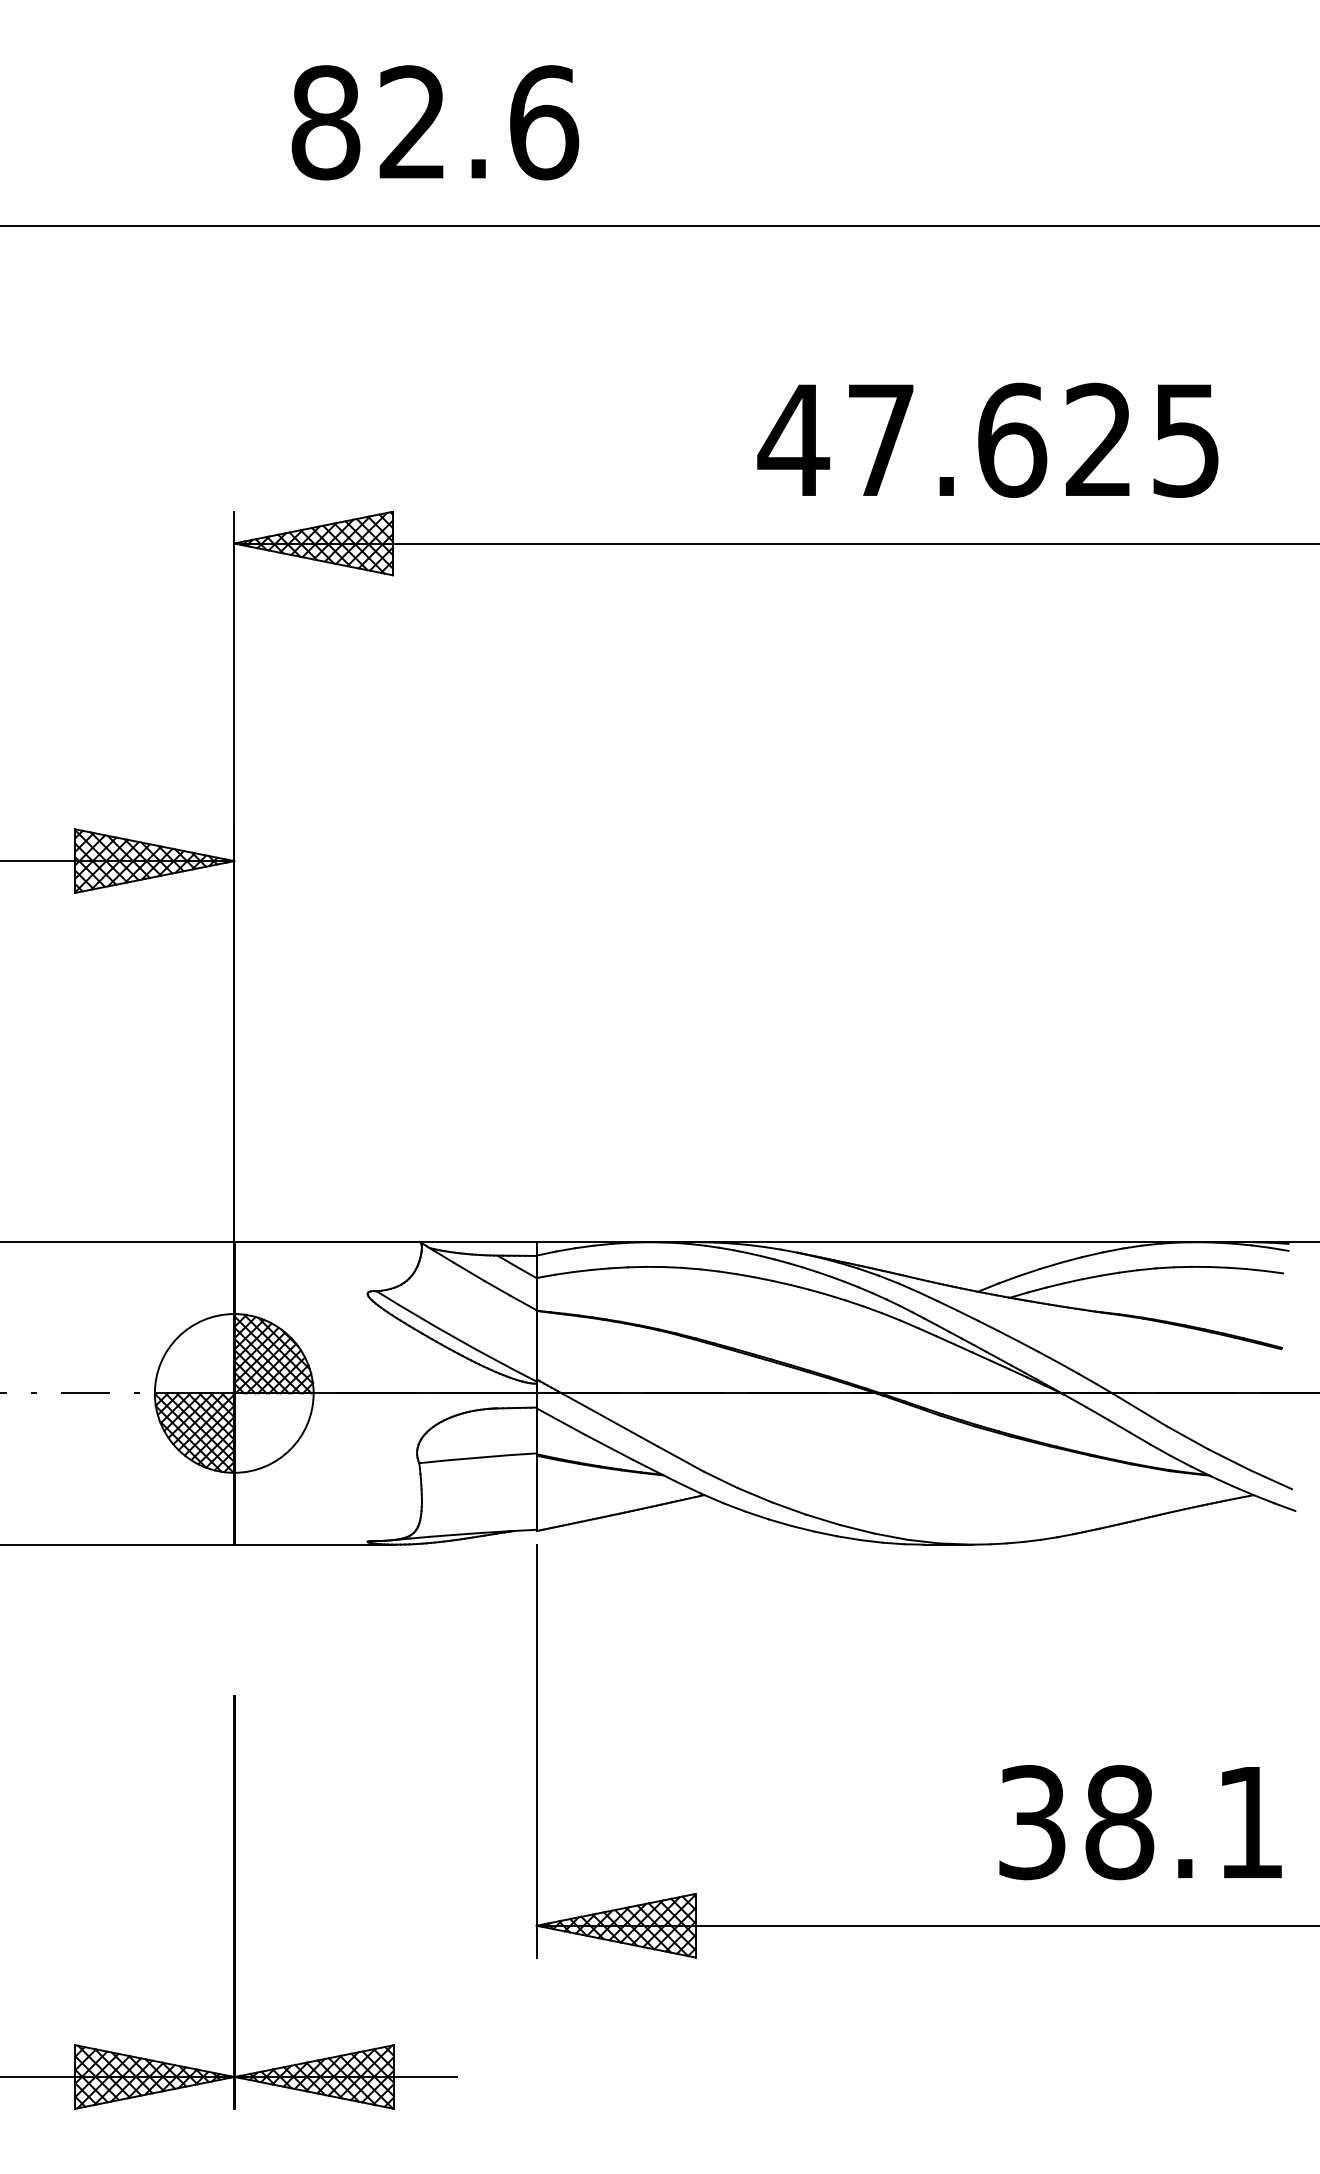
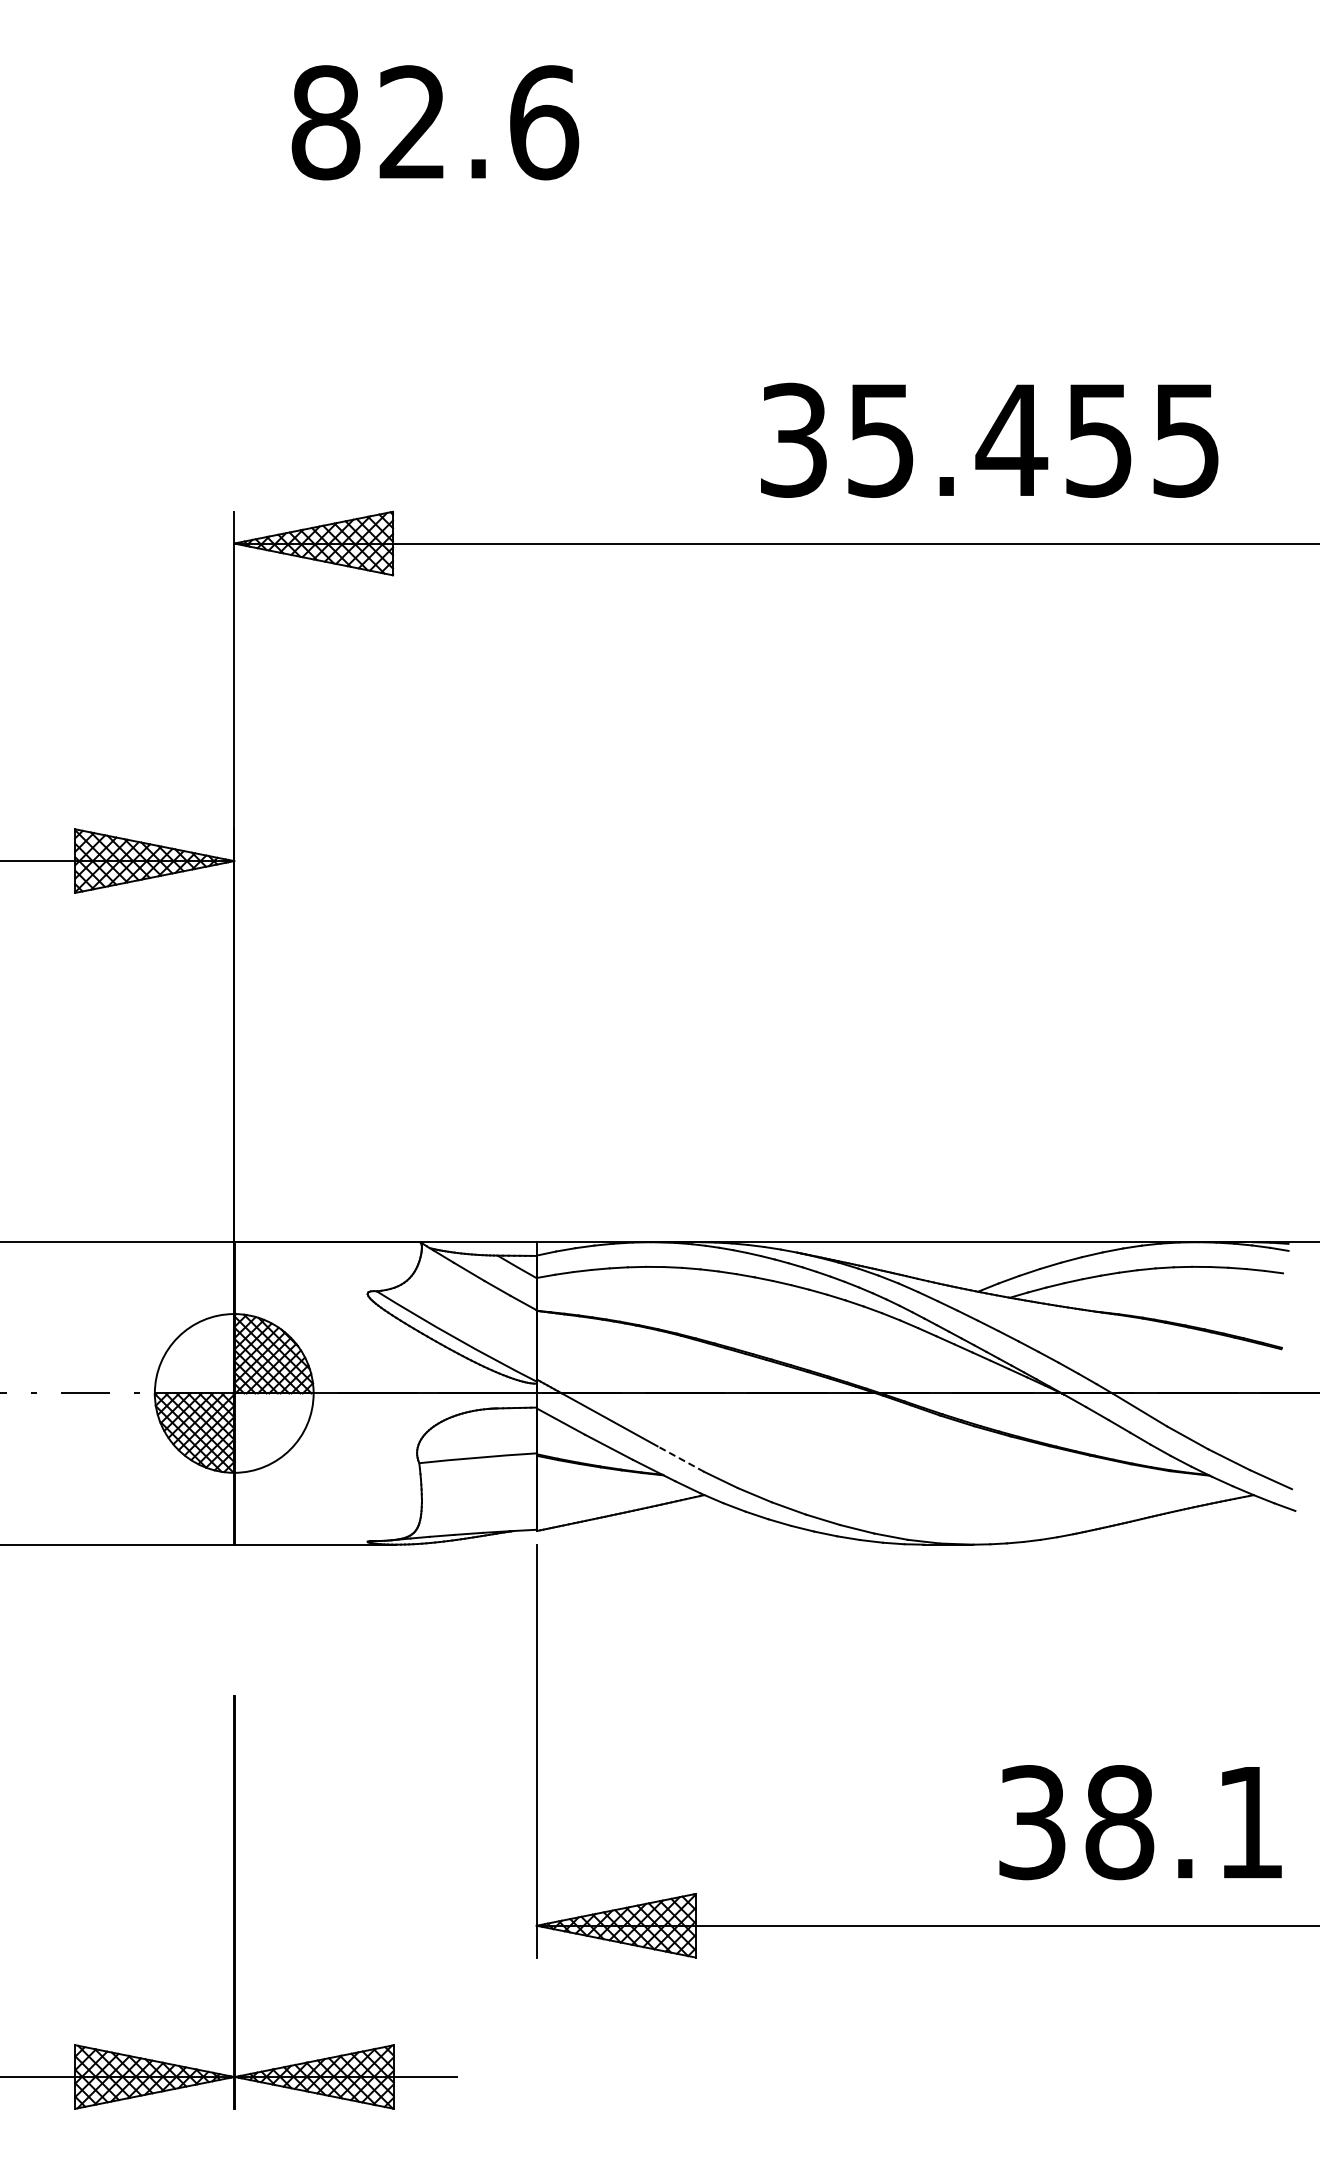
line: present -> none (659, 225)
text: 47.625 -> 35.455 (944, 439)
line: solid -> dashed (680, 1459)
